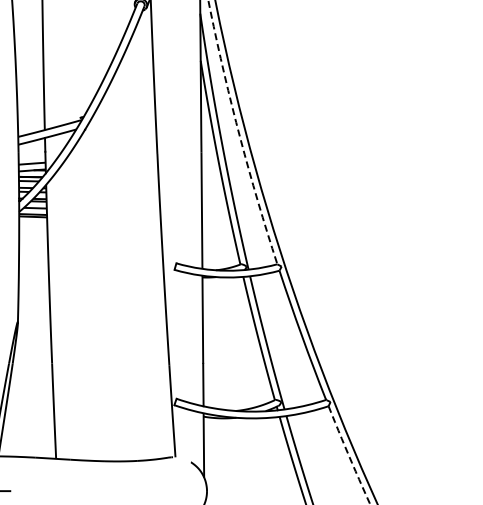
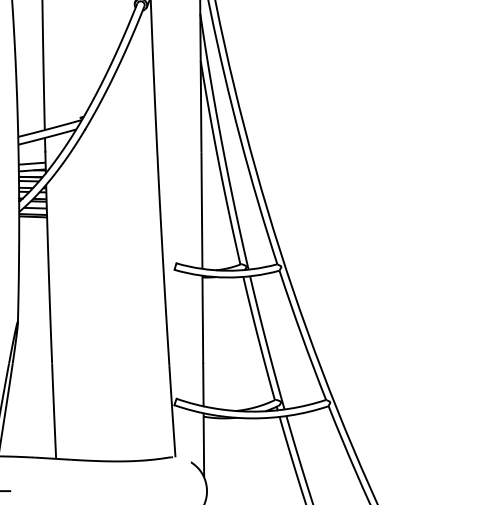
arc: dashed -> solid (239, 133)
arc: dashed -> solid (349, 455)
